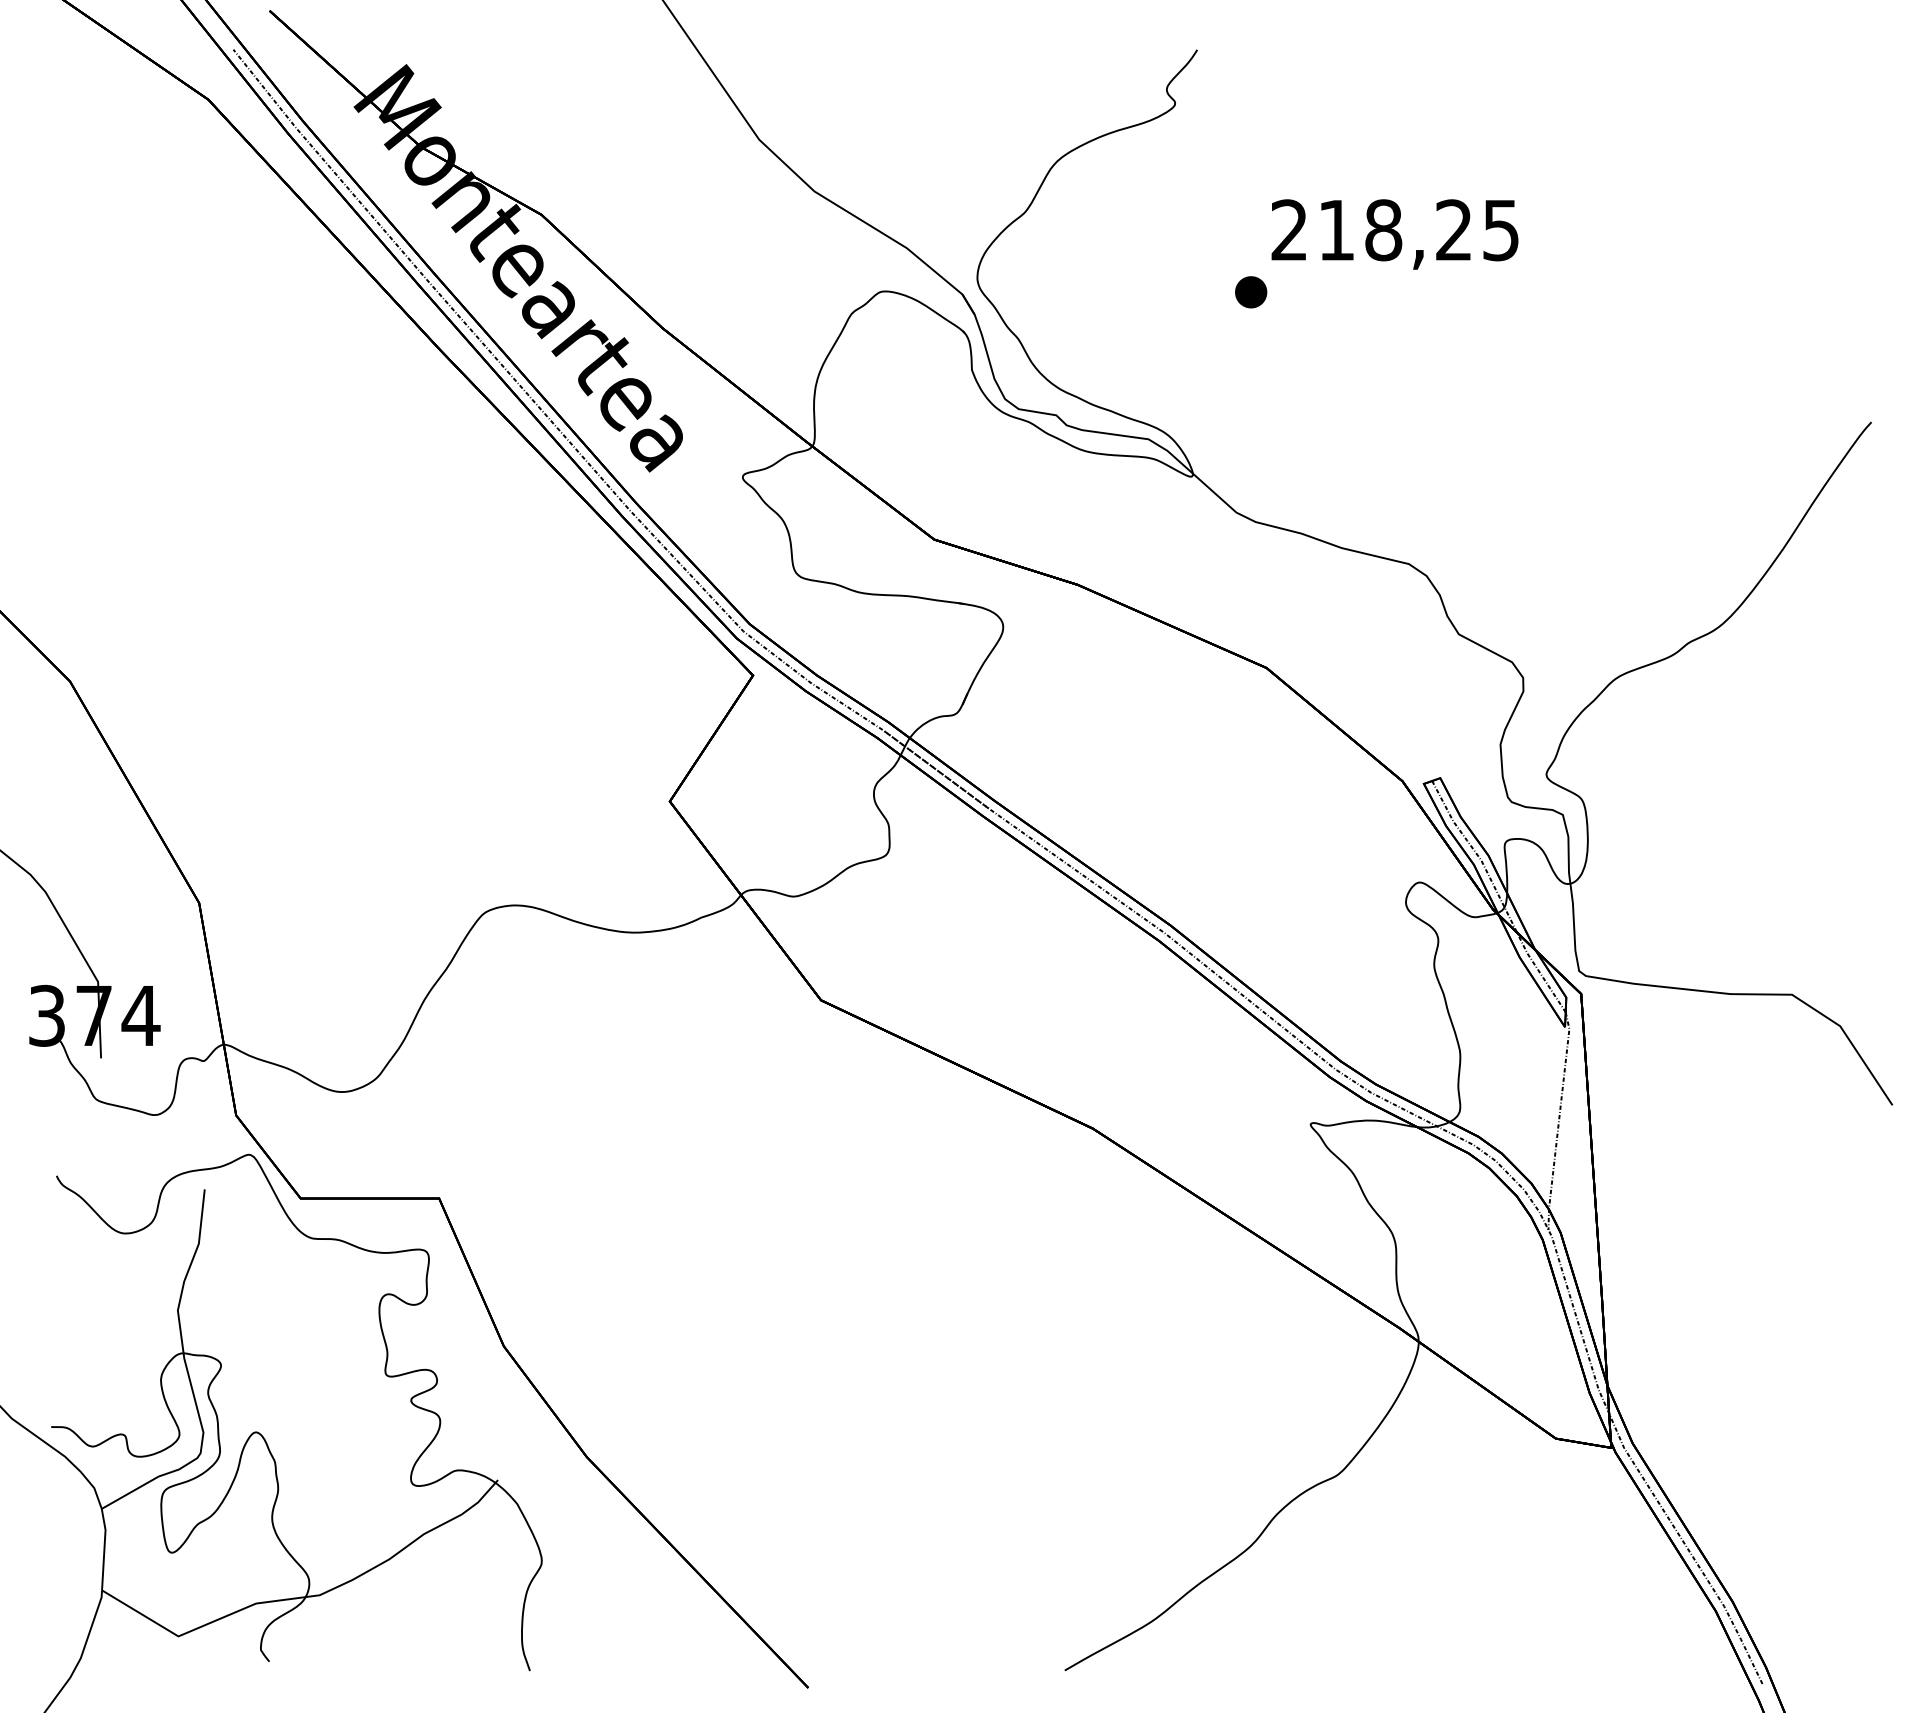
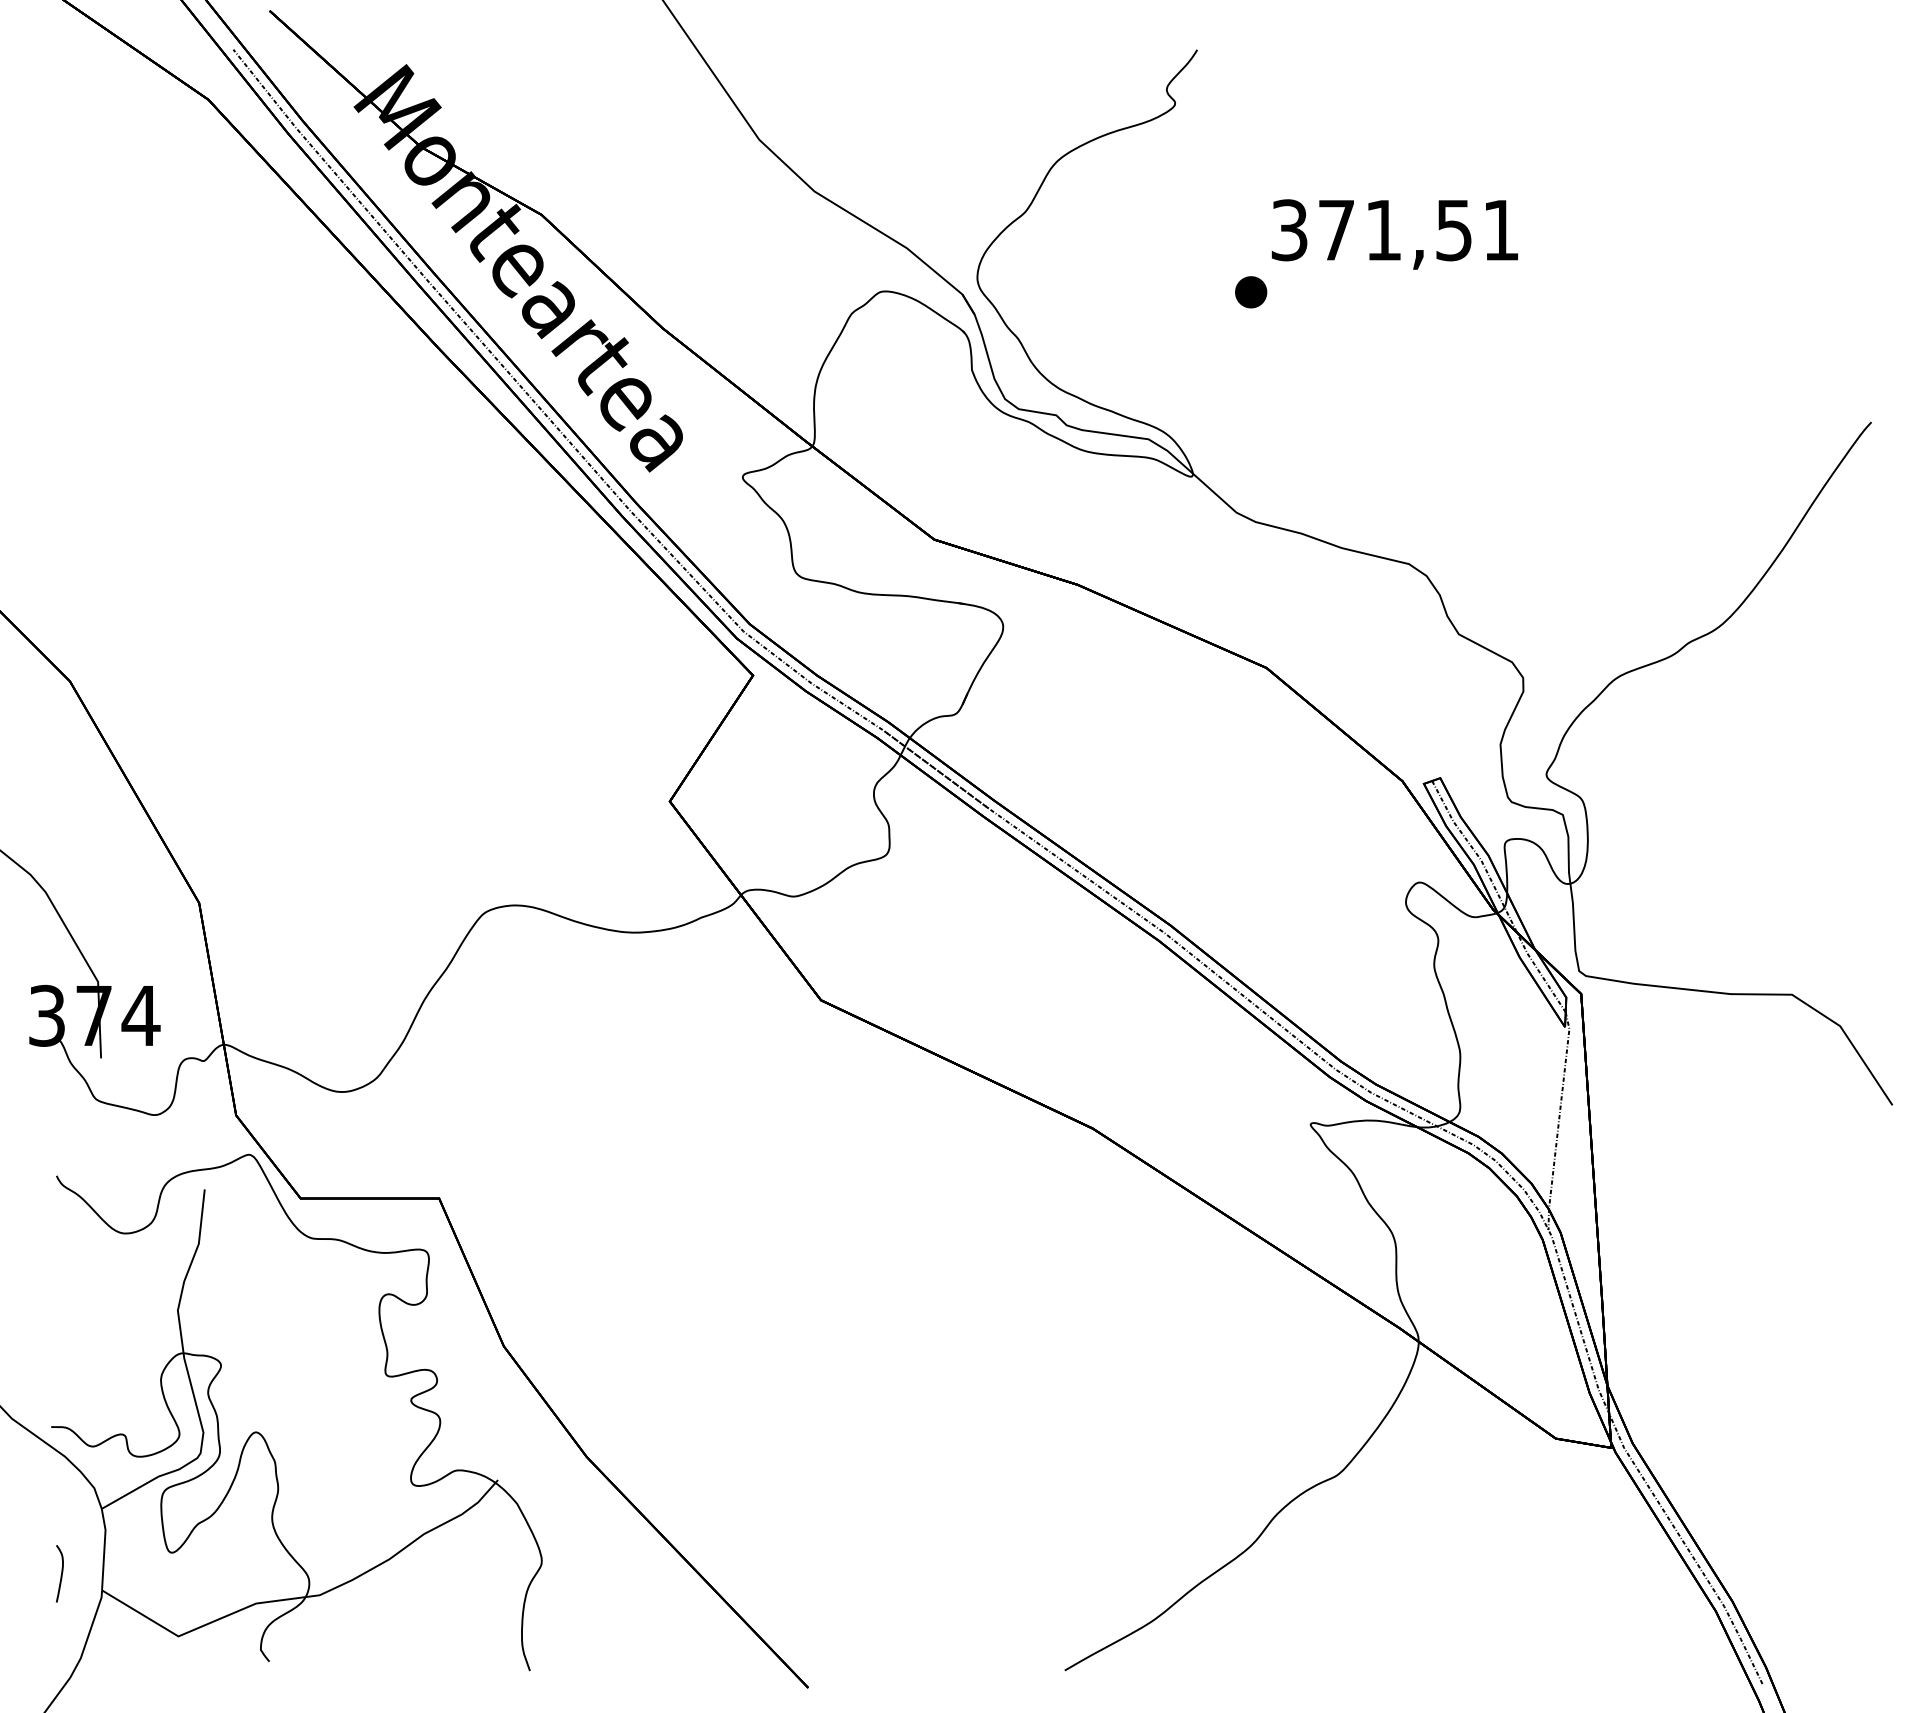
text: 218,25 -> 371,51 (1394, 230)
curve: none -> present (61, 1573)
